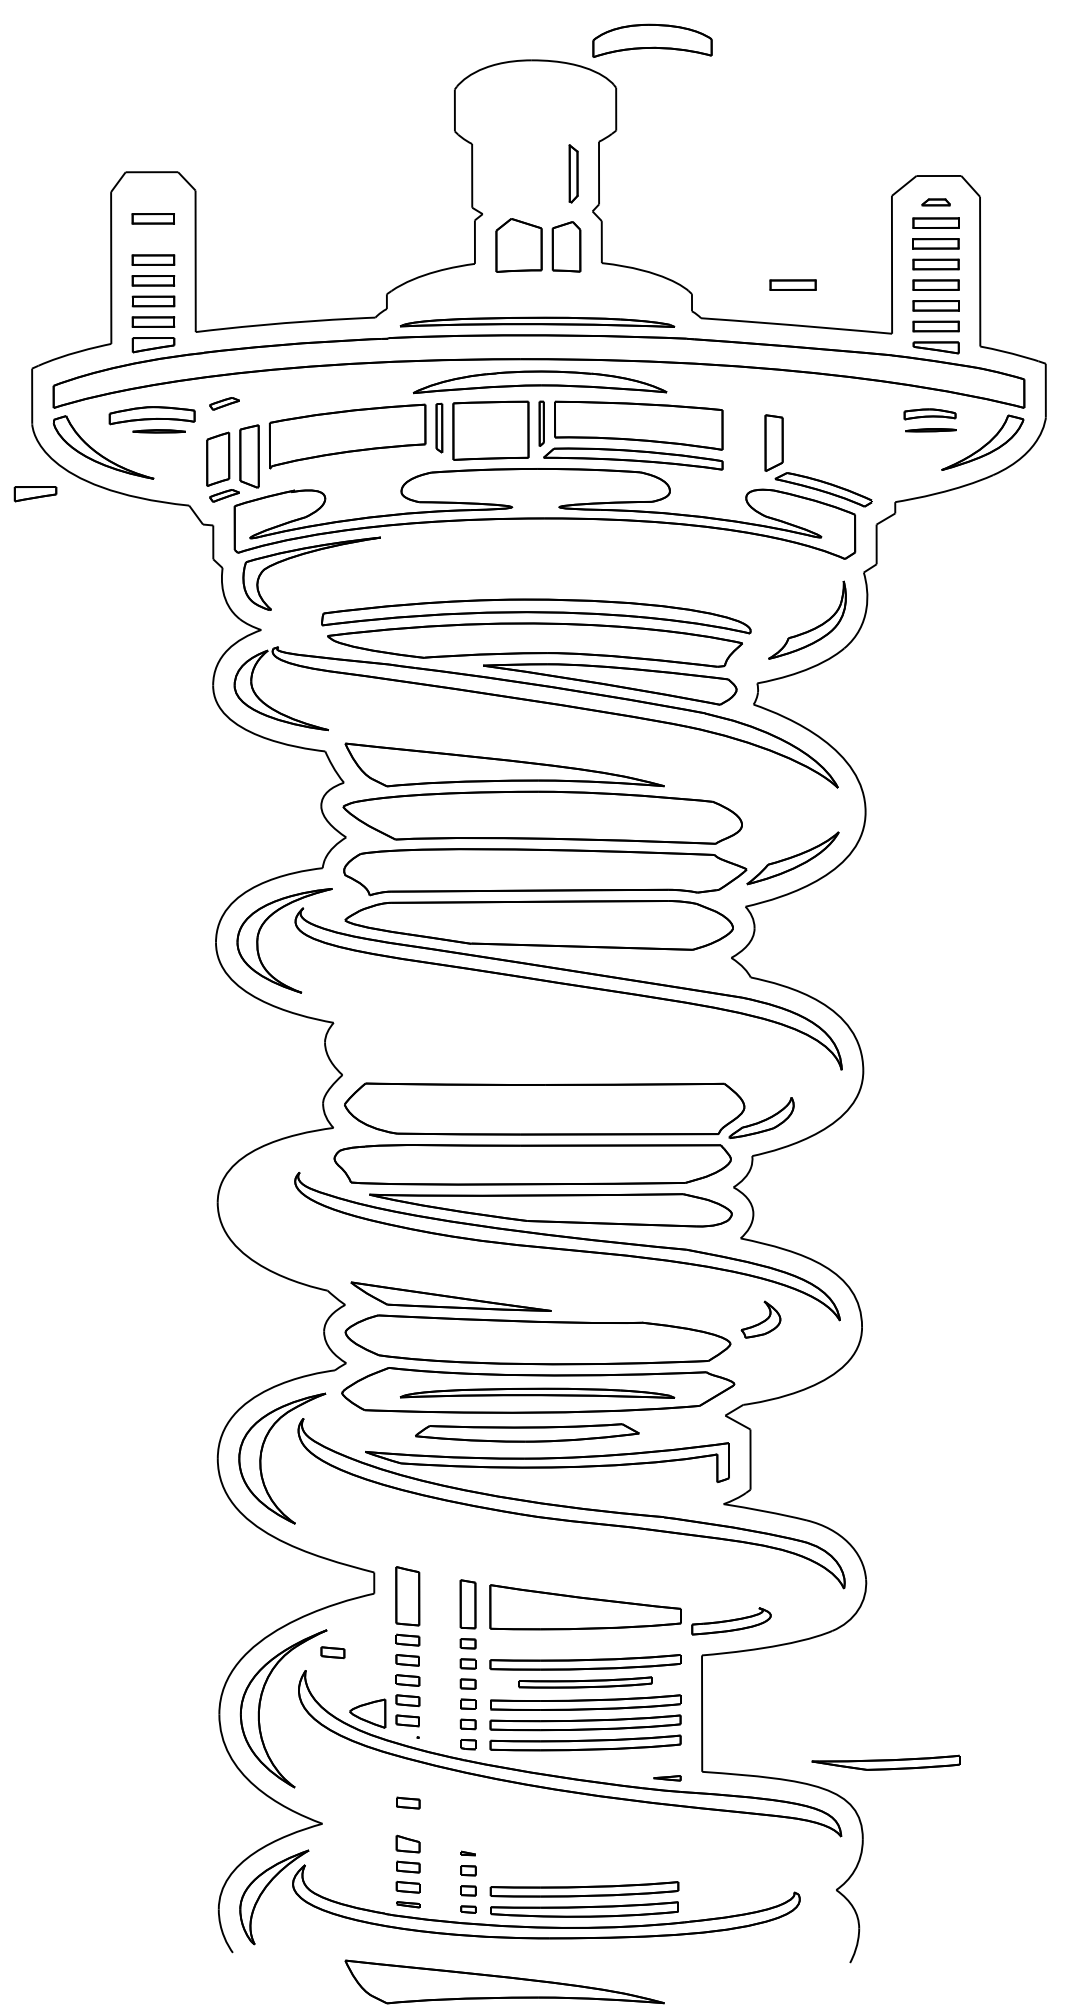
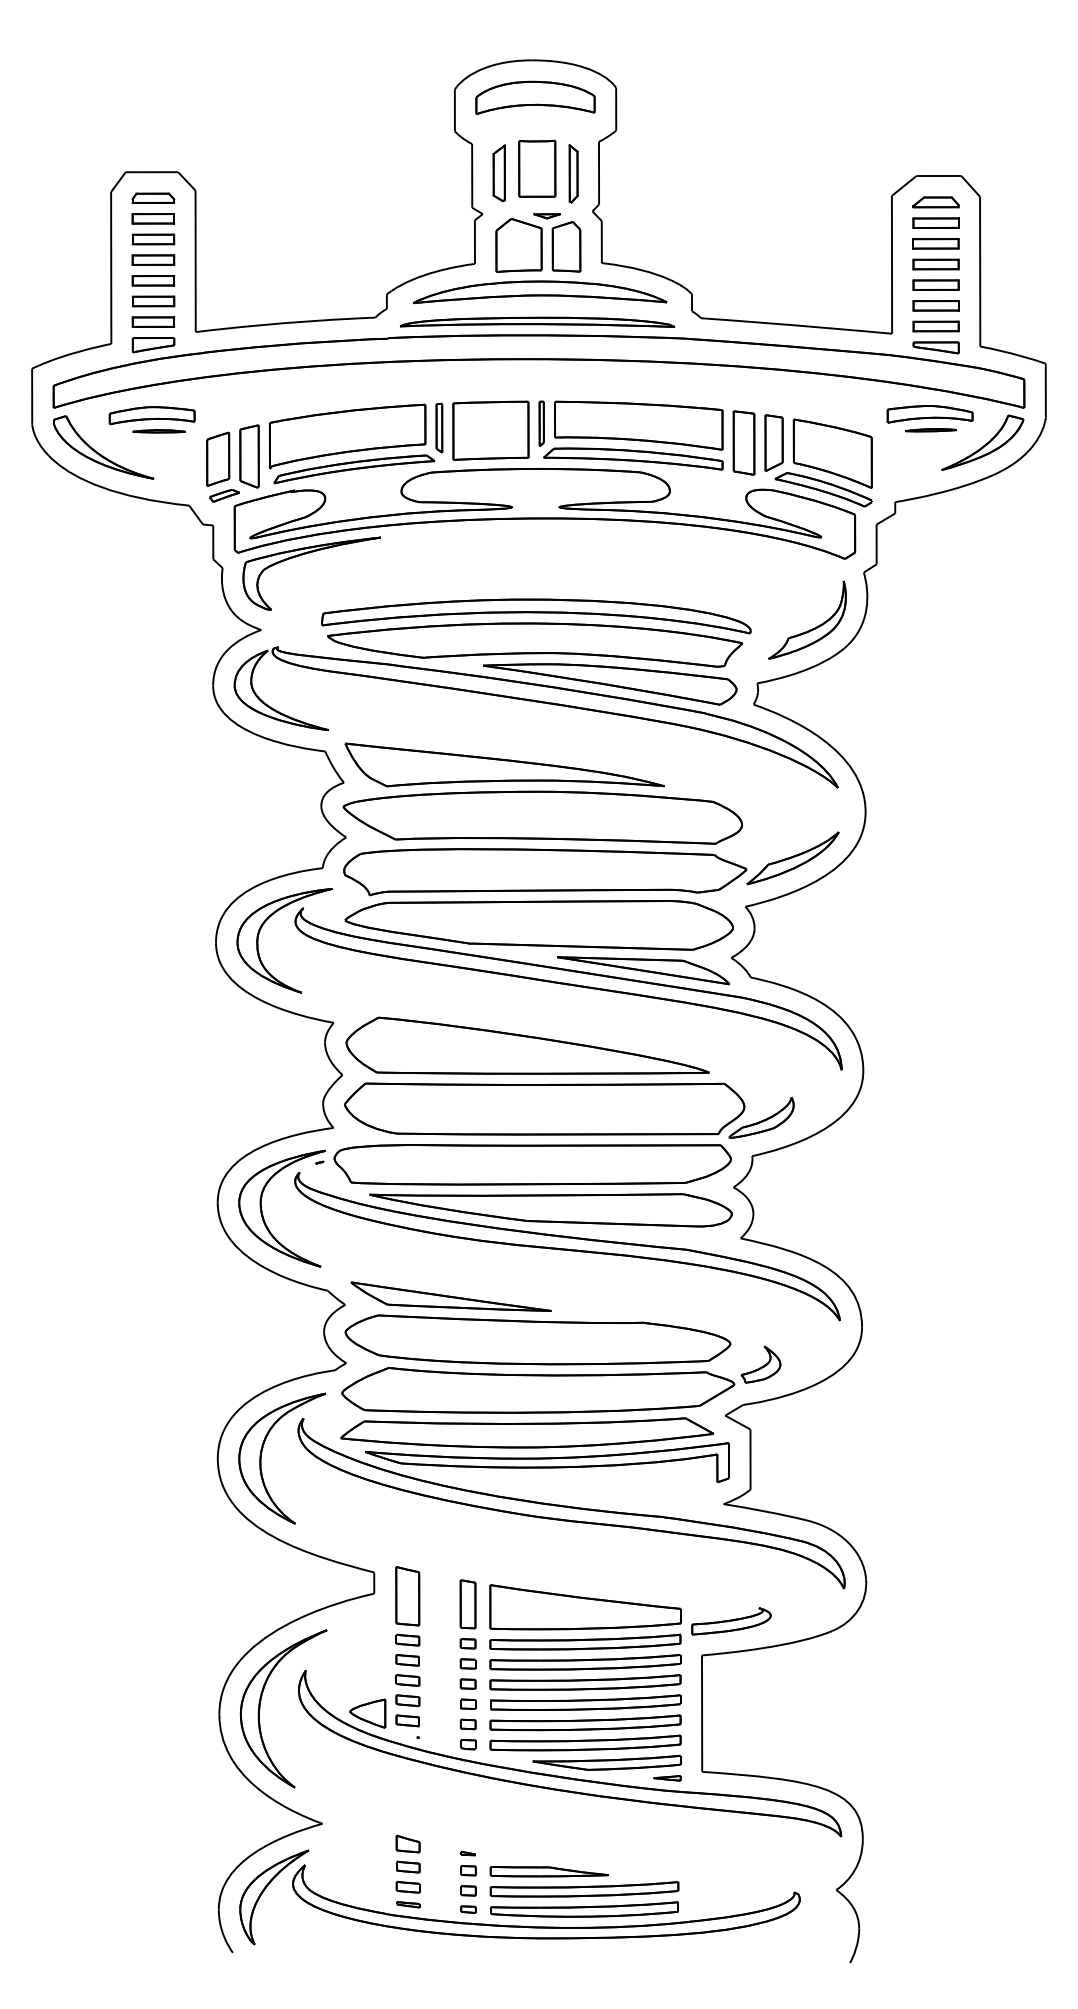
part position: (652, 40) -> (535, 97) (535, 97)
part: none -> present (537, 168)
part: none -> present (498, 173)
part: none -> present (153, 197)
part size: 30x9 px -> 48x13 px (935, 202)
part: none -> present (546, 216)
part: none -> present (153, 239)
part: present -> none (792, 284)
part position: (539, 382) -> (539, 292) (539, 292)
part: present -> none (224, 403)
part size: 54x13 px -> 88x19 px (929, 414)
part: none -> present (743, 442)
part: none -> present (832, 453)
part: none -> present (353, 469)
part: present -> none (35, 494)
part: none -> present (643, 970)
part: none -> present (527, 1045)
part: none -> present (262, 1209)
part position: (760, 1319) -> (760, 1364) (760, 1364)
part: present -> none (537, 1392)
part size: 225x20 px -> 375x32 px (527, 1432)
part: none -> present (585, 1641)
part: present -> none (332, 1652)
part size: 135x13 px -> 193x17 px (585, 1682)
part position: (885, 1762) -> (606, 1762) (606, 1762)
part: present -> none (408, 1802)
part: none -> present (548, 1871)
part: present -> none (504, 1981)
